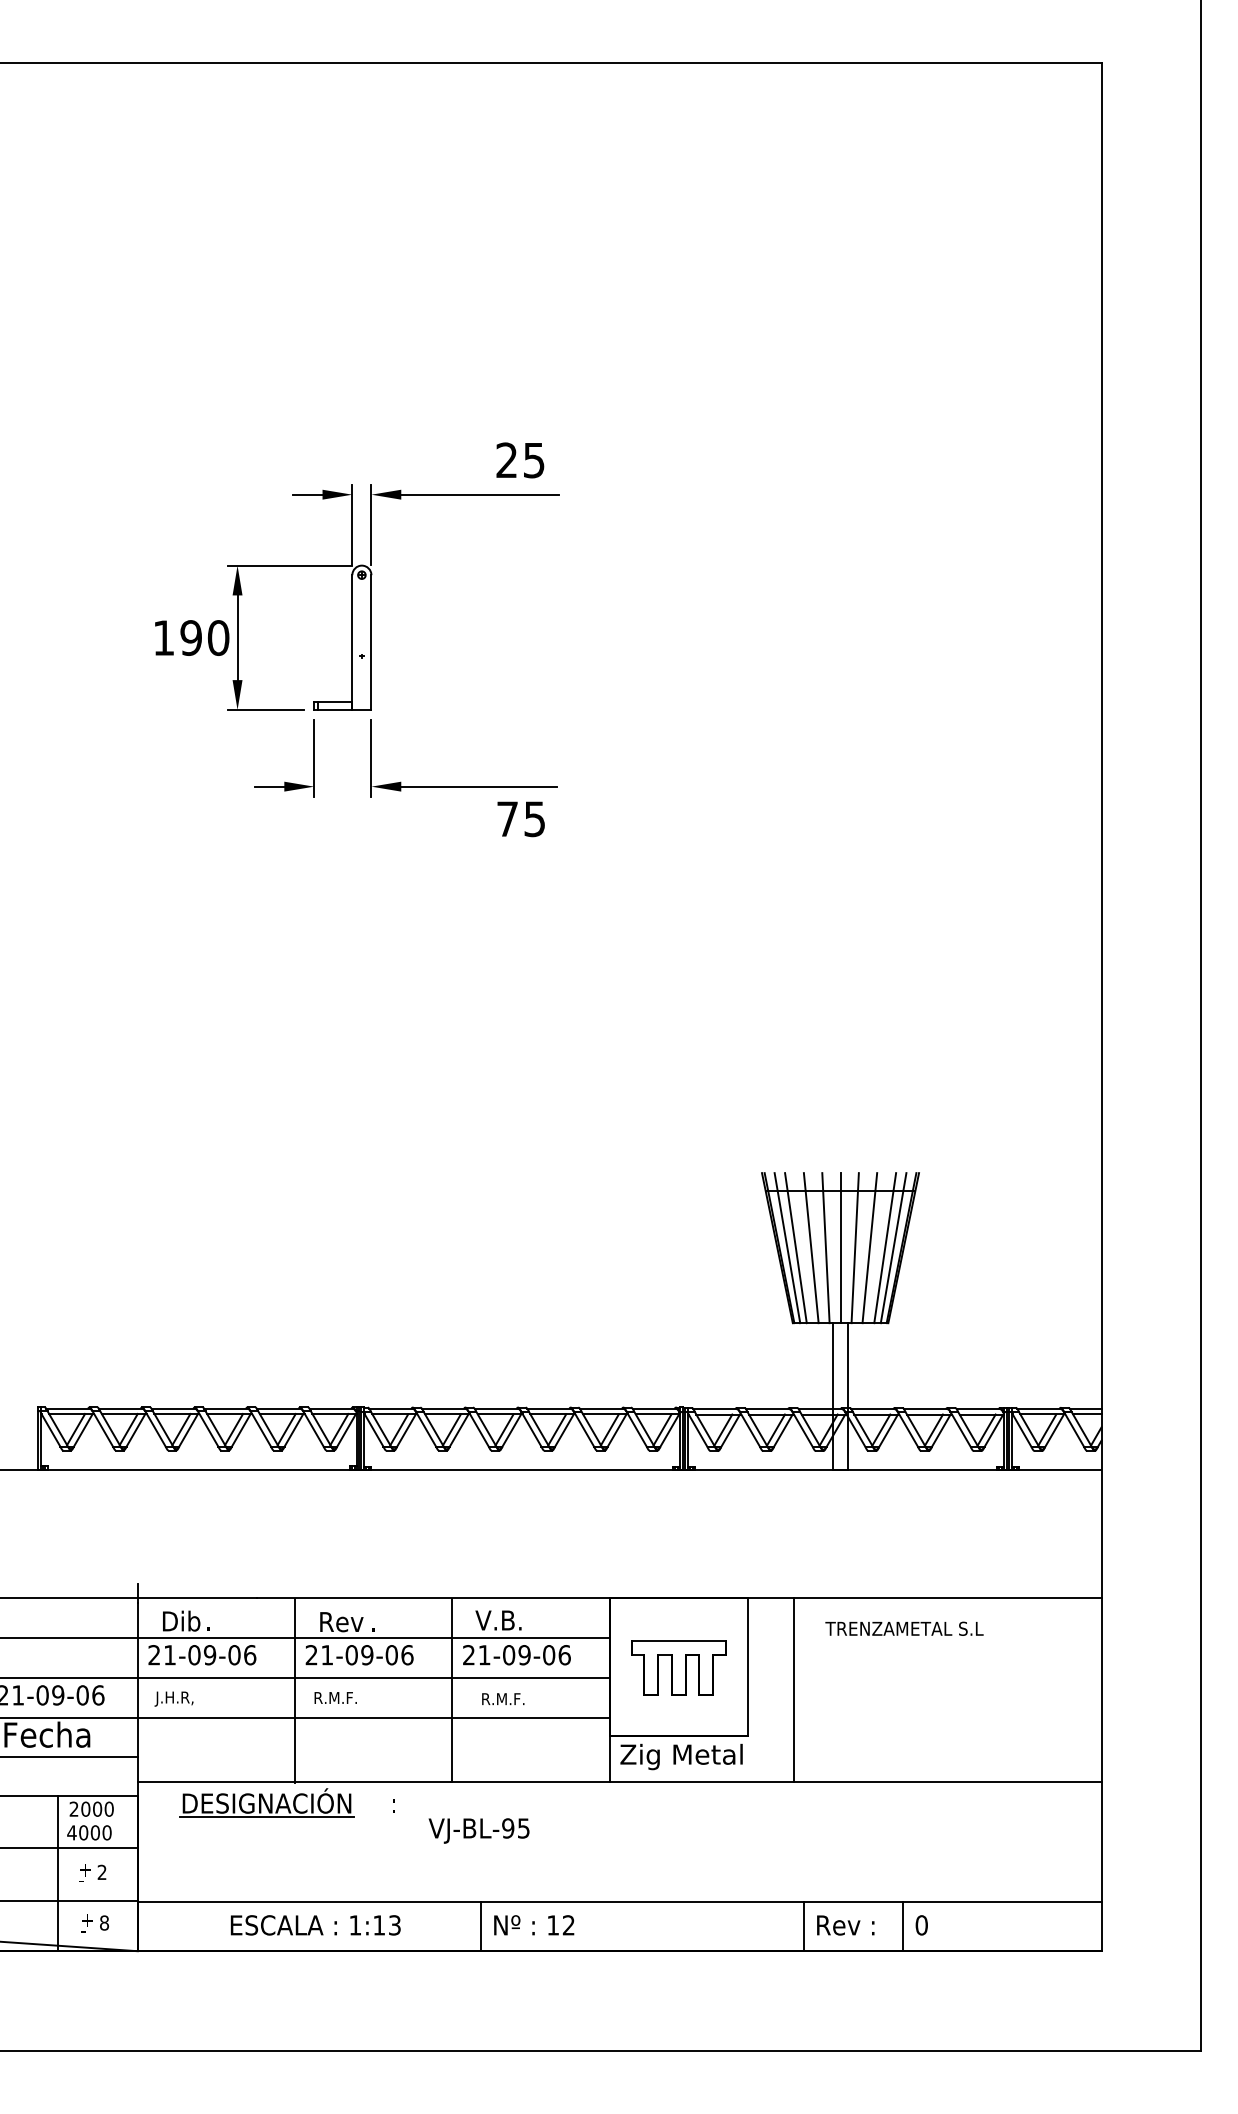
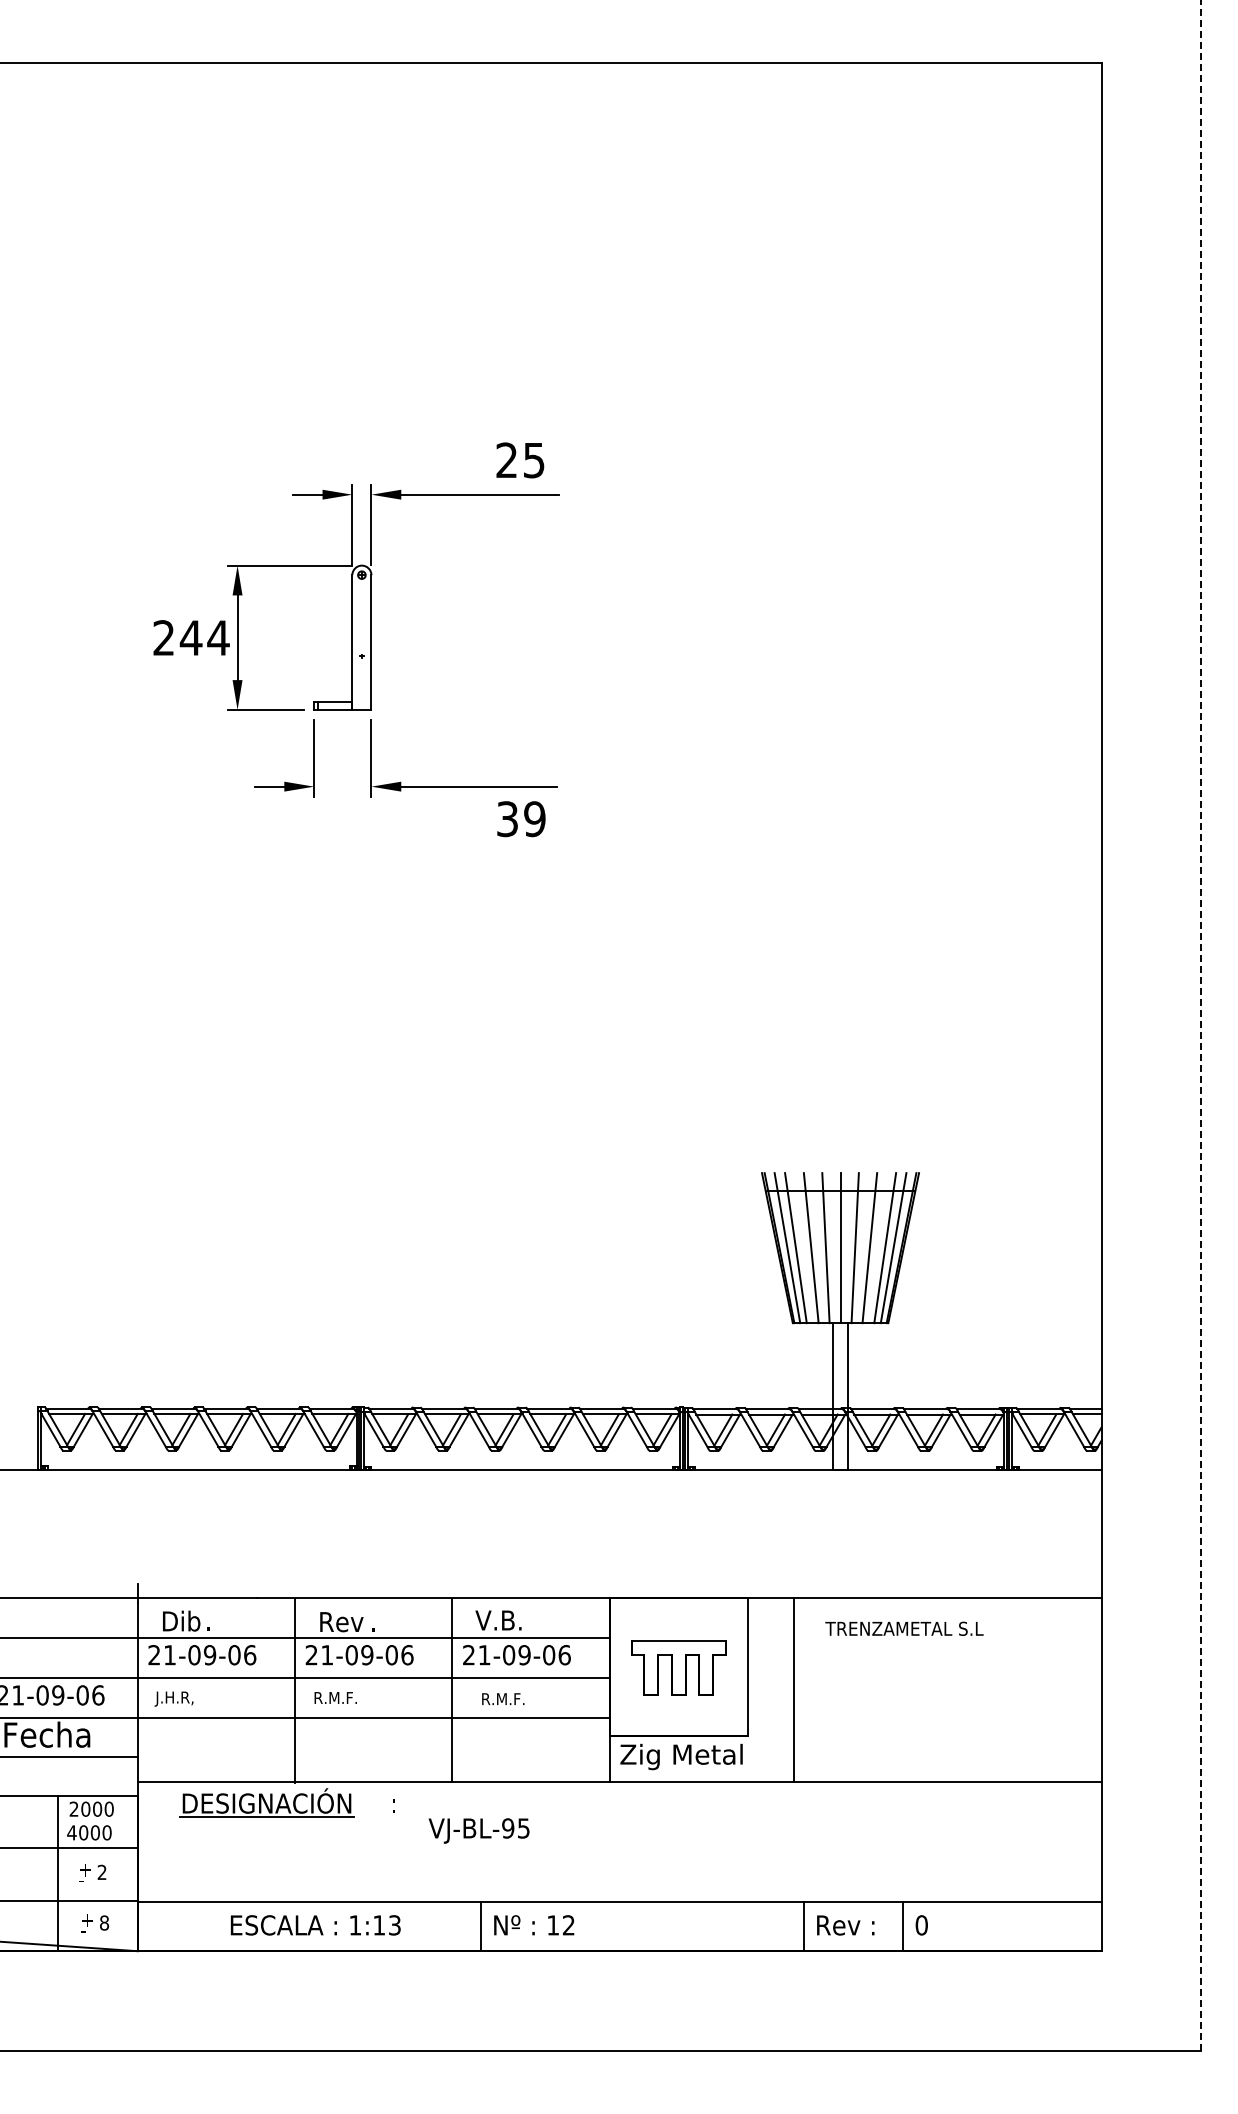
text: 190 -> 244 (191, 637)
text: 75 -> 39 (521, 819)
line: solid -> dashed (1200, 1024)
